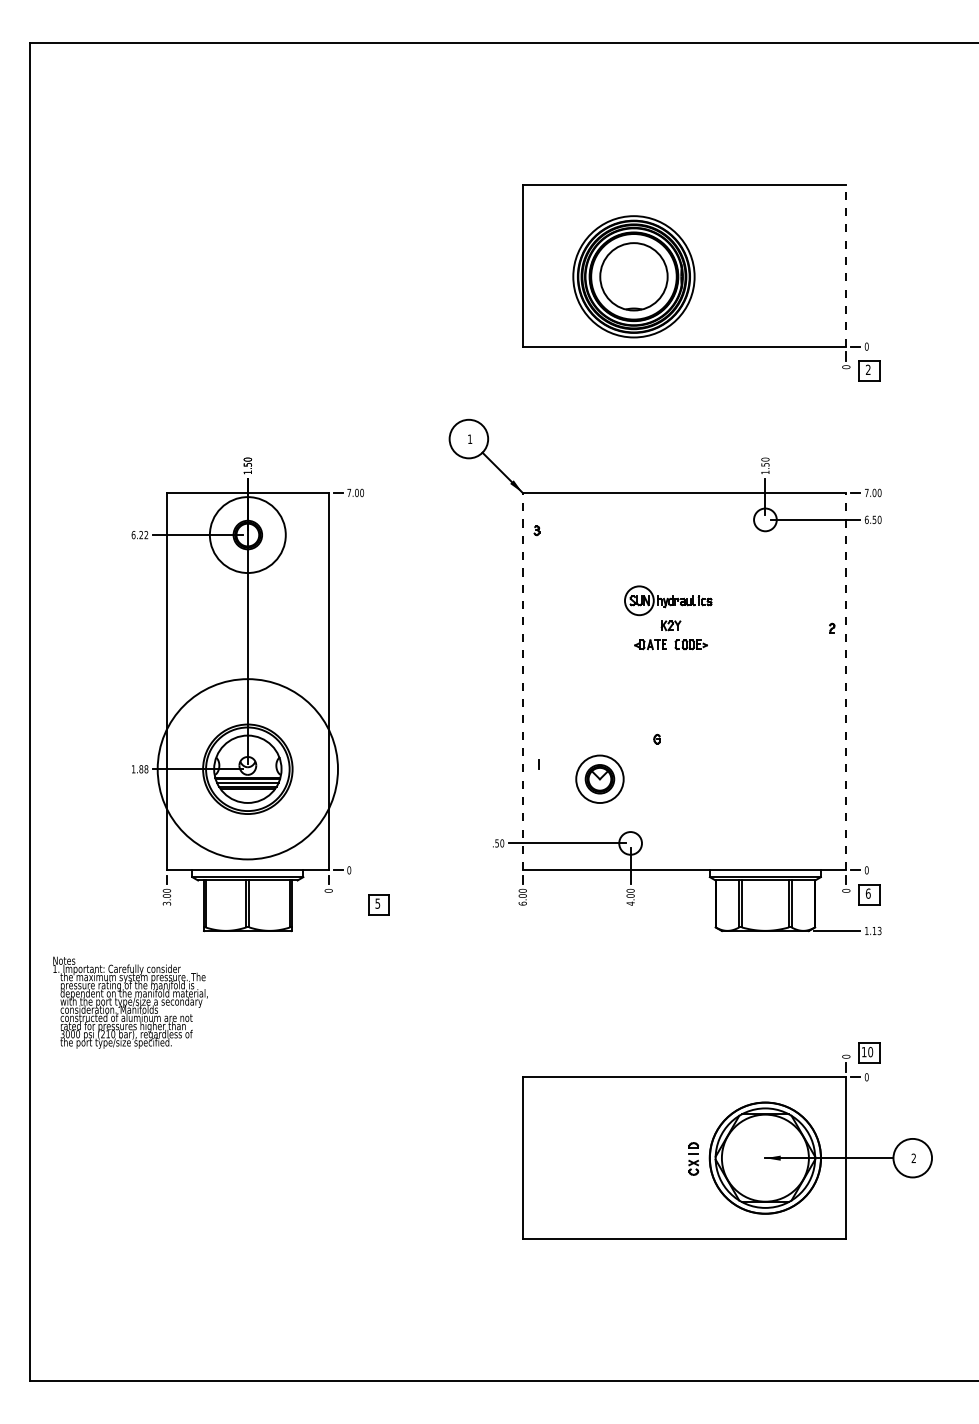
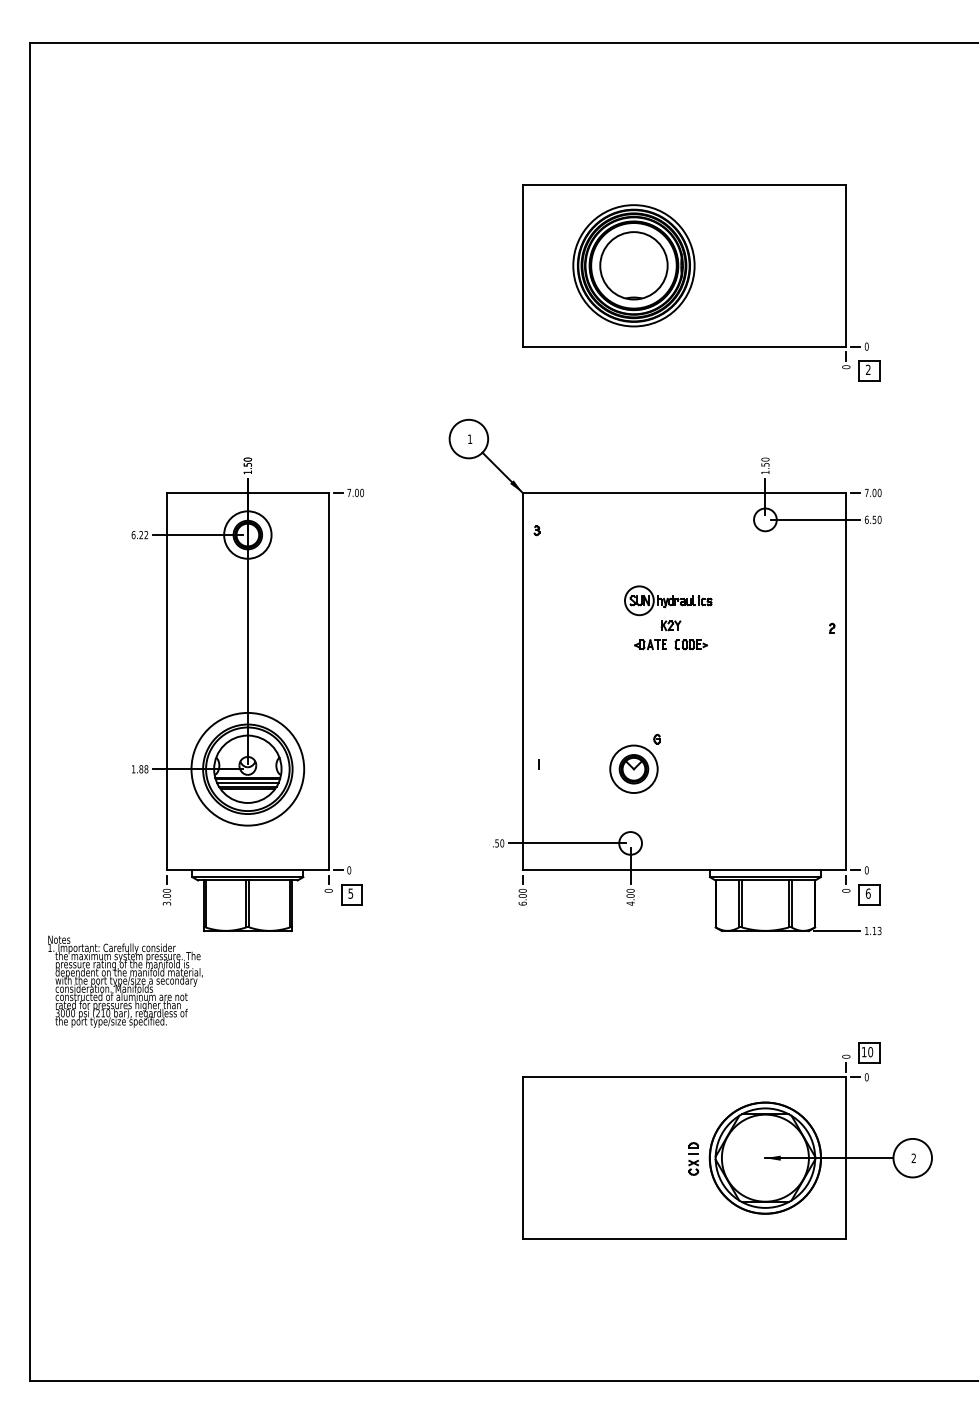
line: dashed -> solid (846, 265)
part position: (633, 276) -> (633, 265) (633, 265)
circle diameter: 76 px -> 47 px (247, 534)
line: dashed -> solid (522, 681)
line: dashed -> solid (846, 681)
circle diameter: 180 px -> 113 px (247, 768)
part position: (599, 778) -> (633, 768) (633, 768)
part position: (378, 904) -> (351, 894) (351, 894)
text position: (130, 1002) -> (125, 981) (125, 981)
